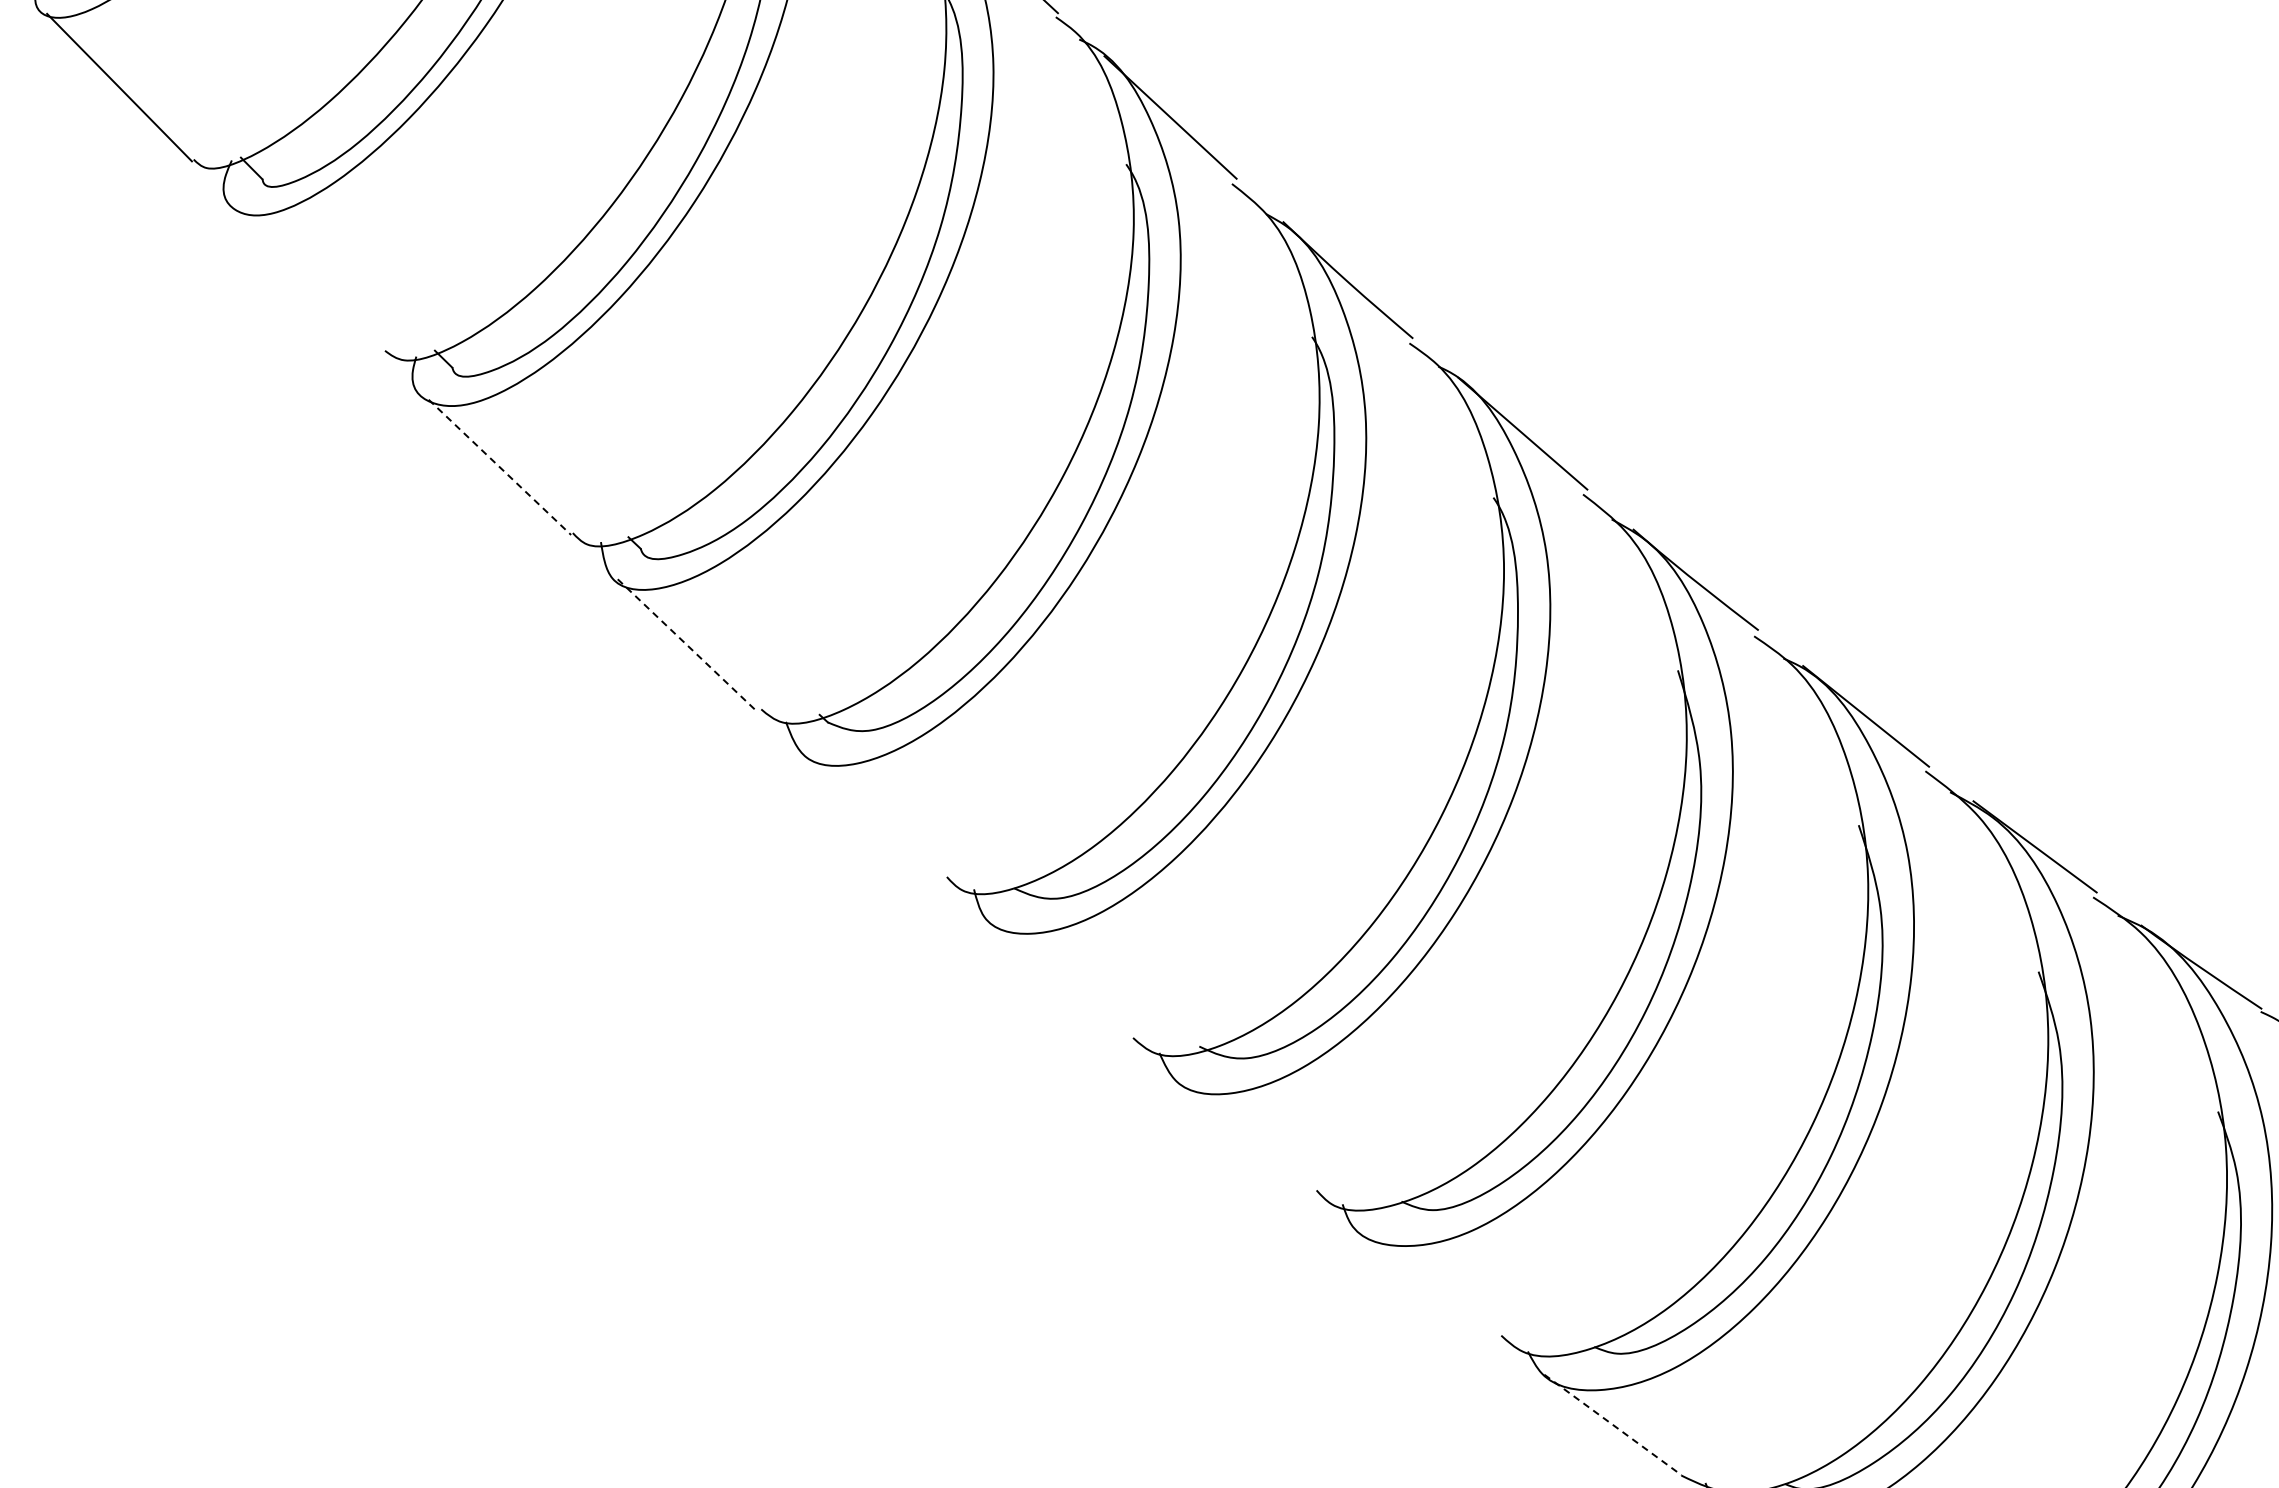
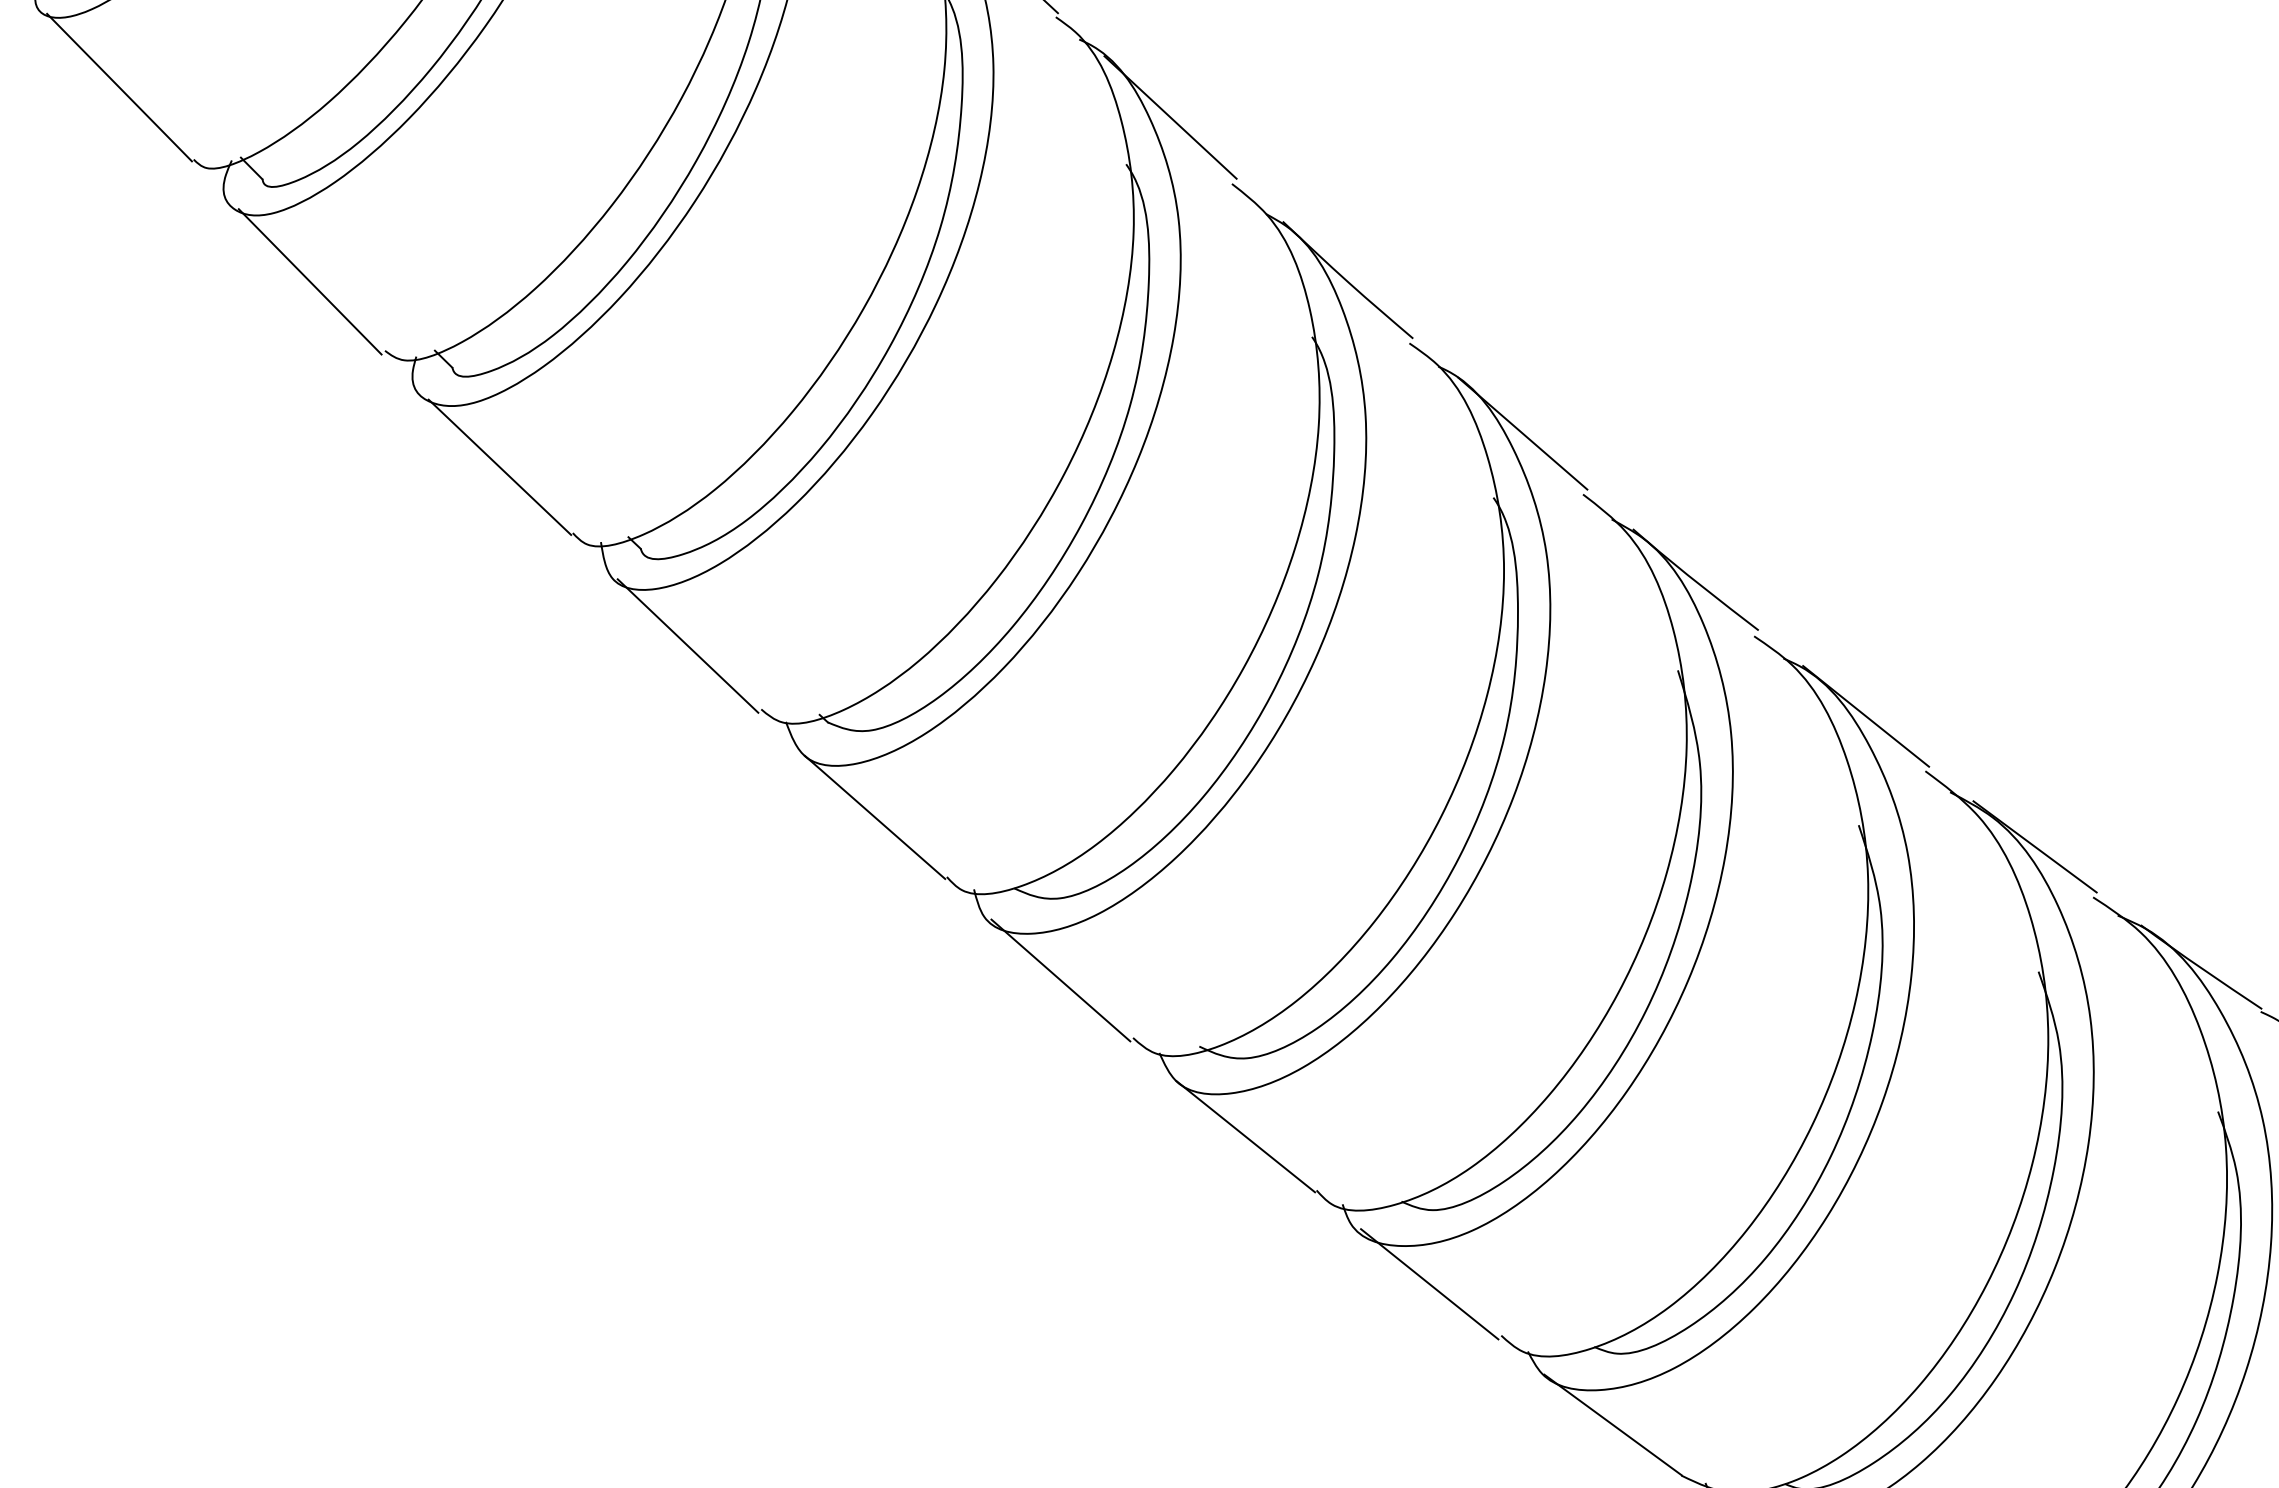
line: none -> present (309, 281)
line: dashed -> solid (500, 467)
line: dashed -> solid (688, 646)
line: none -> present (874, 816)
line: none -> present (1060, 980)
line: none -> present (1245, 1136)
line: none -> present (1429, 1284)
line: dashed -> solid (1613, 1425)
